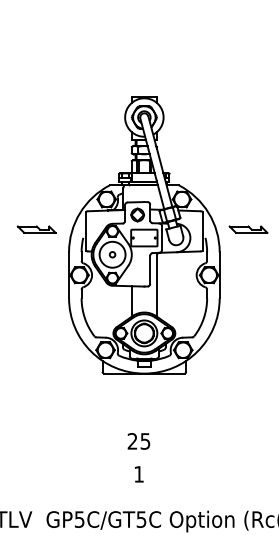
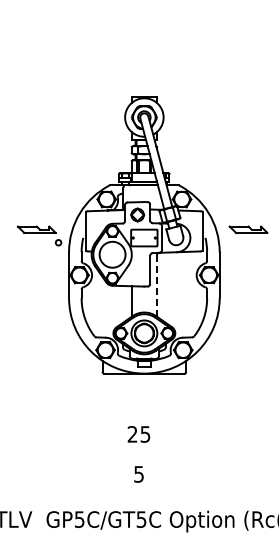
circle position: (112, 254) -> (58, 242) (58, 242)
line: solid -> dashed (156, 286)
text position: (138, 441) -> (138, 434) (138, 434)
text: 1 -> 5 (138, 474)
